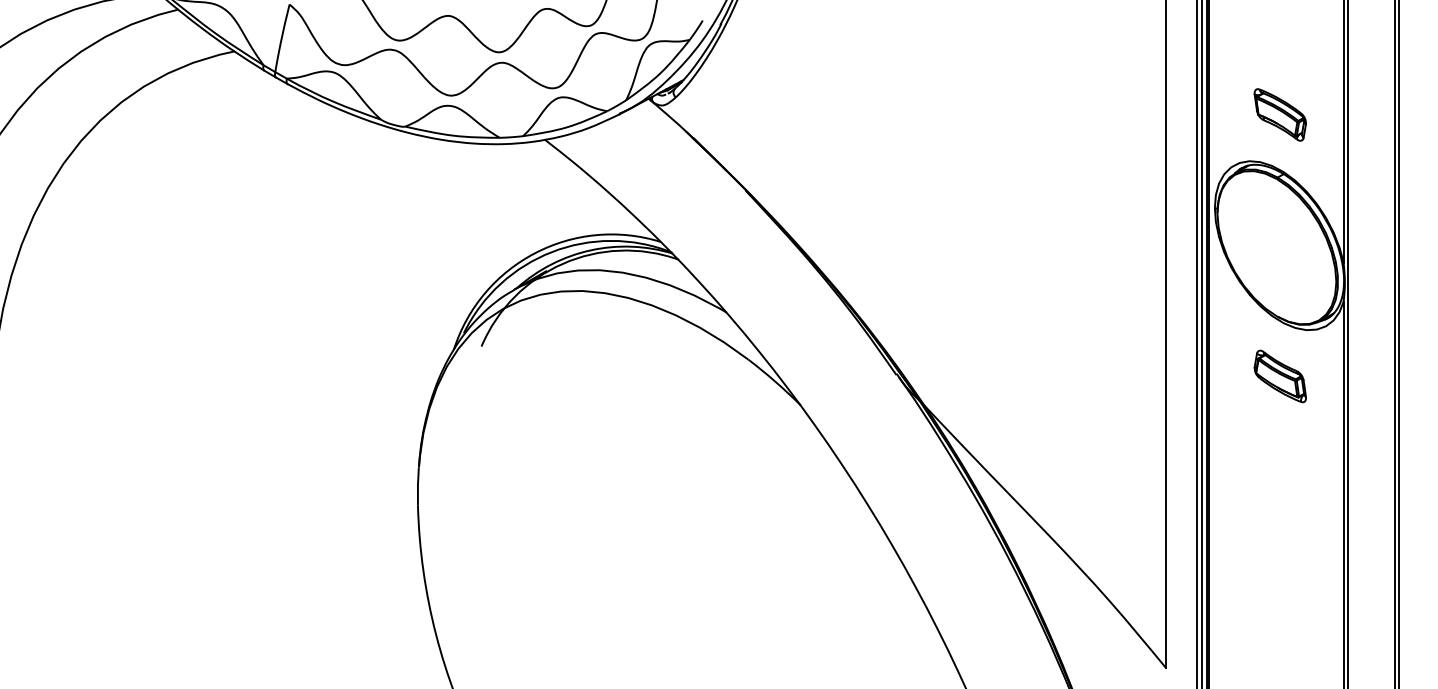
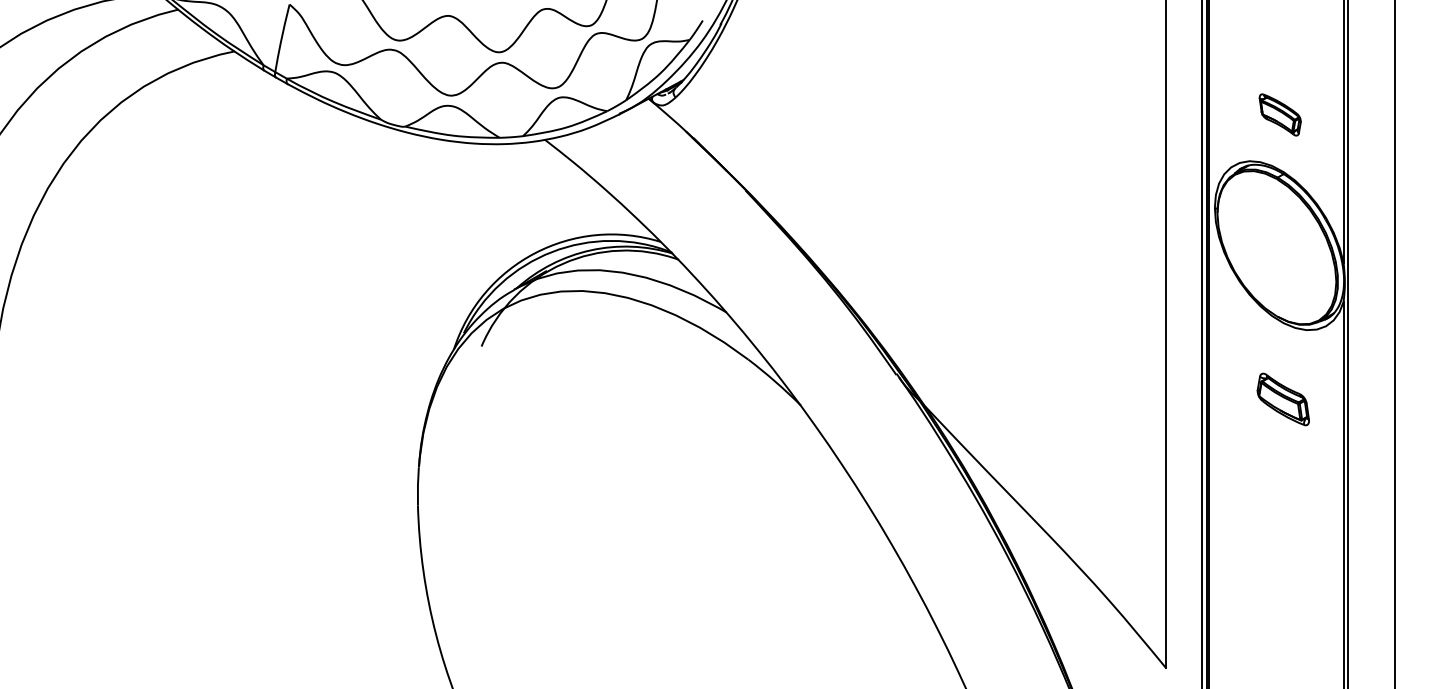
part size: 54x54 px -> 44x44 px (1279, 114)
line: present -> none (1196, 343)
line: present -> none (1399, 343)
part position: (1279, 376) -> (1282, 399) (1282, 399)
